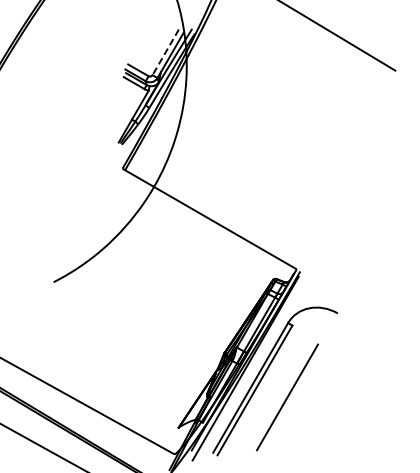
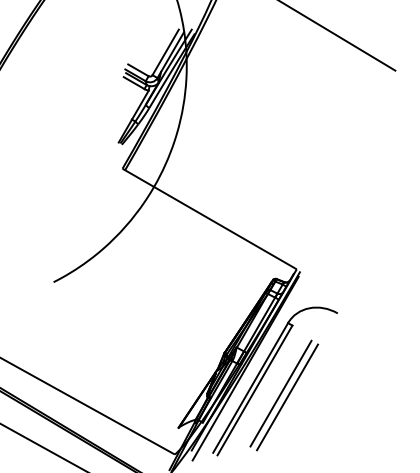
line: dashed -> solid (165, 52)
line: none -> present (280, 393)
